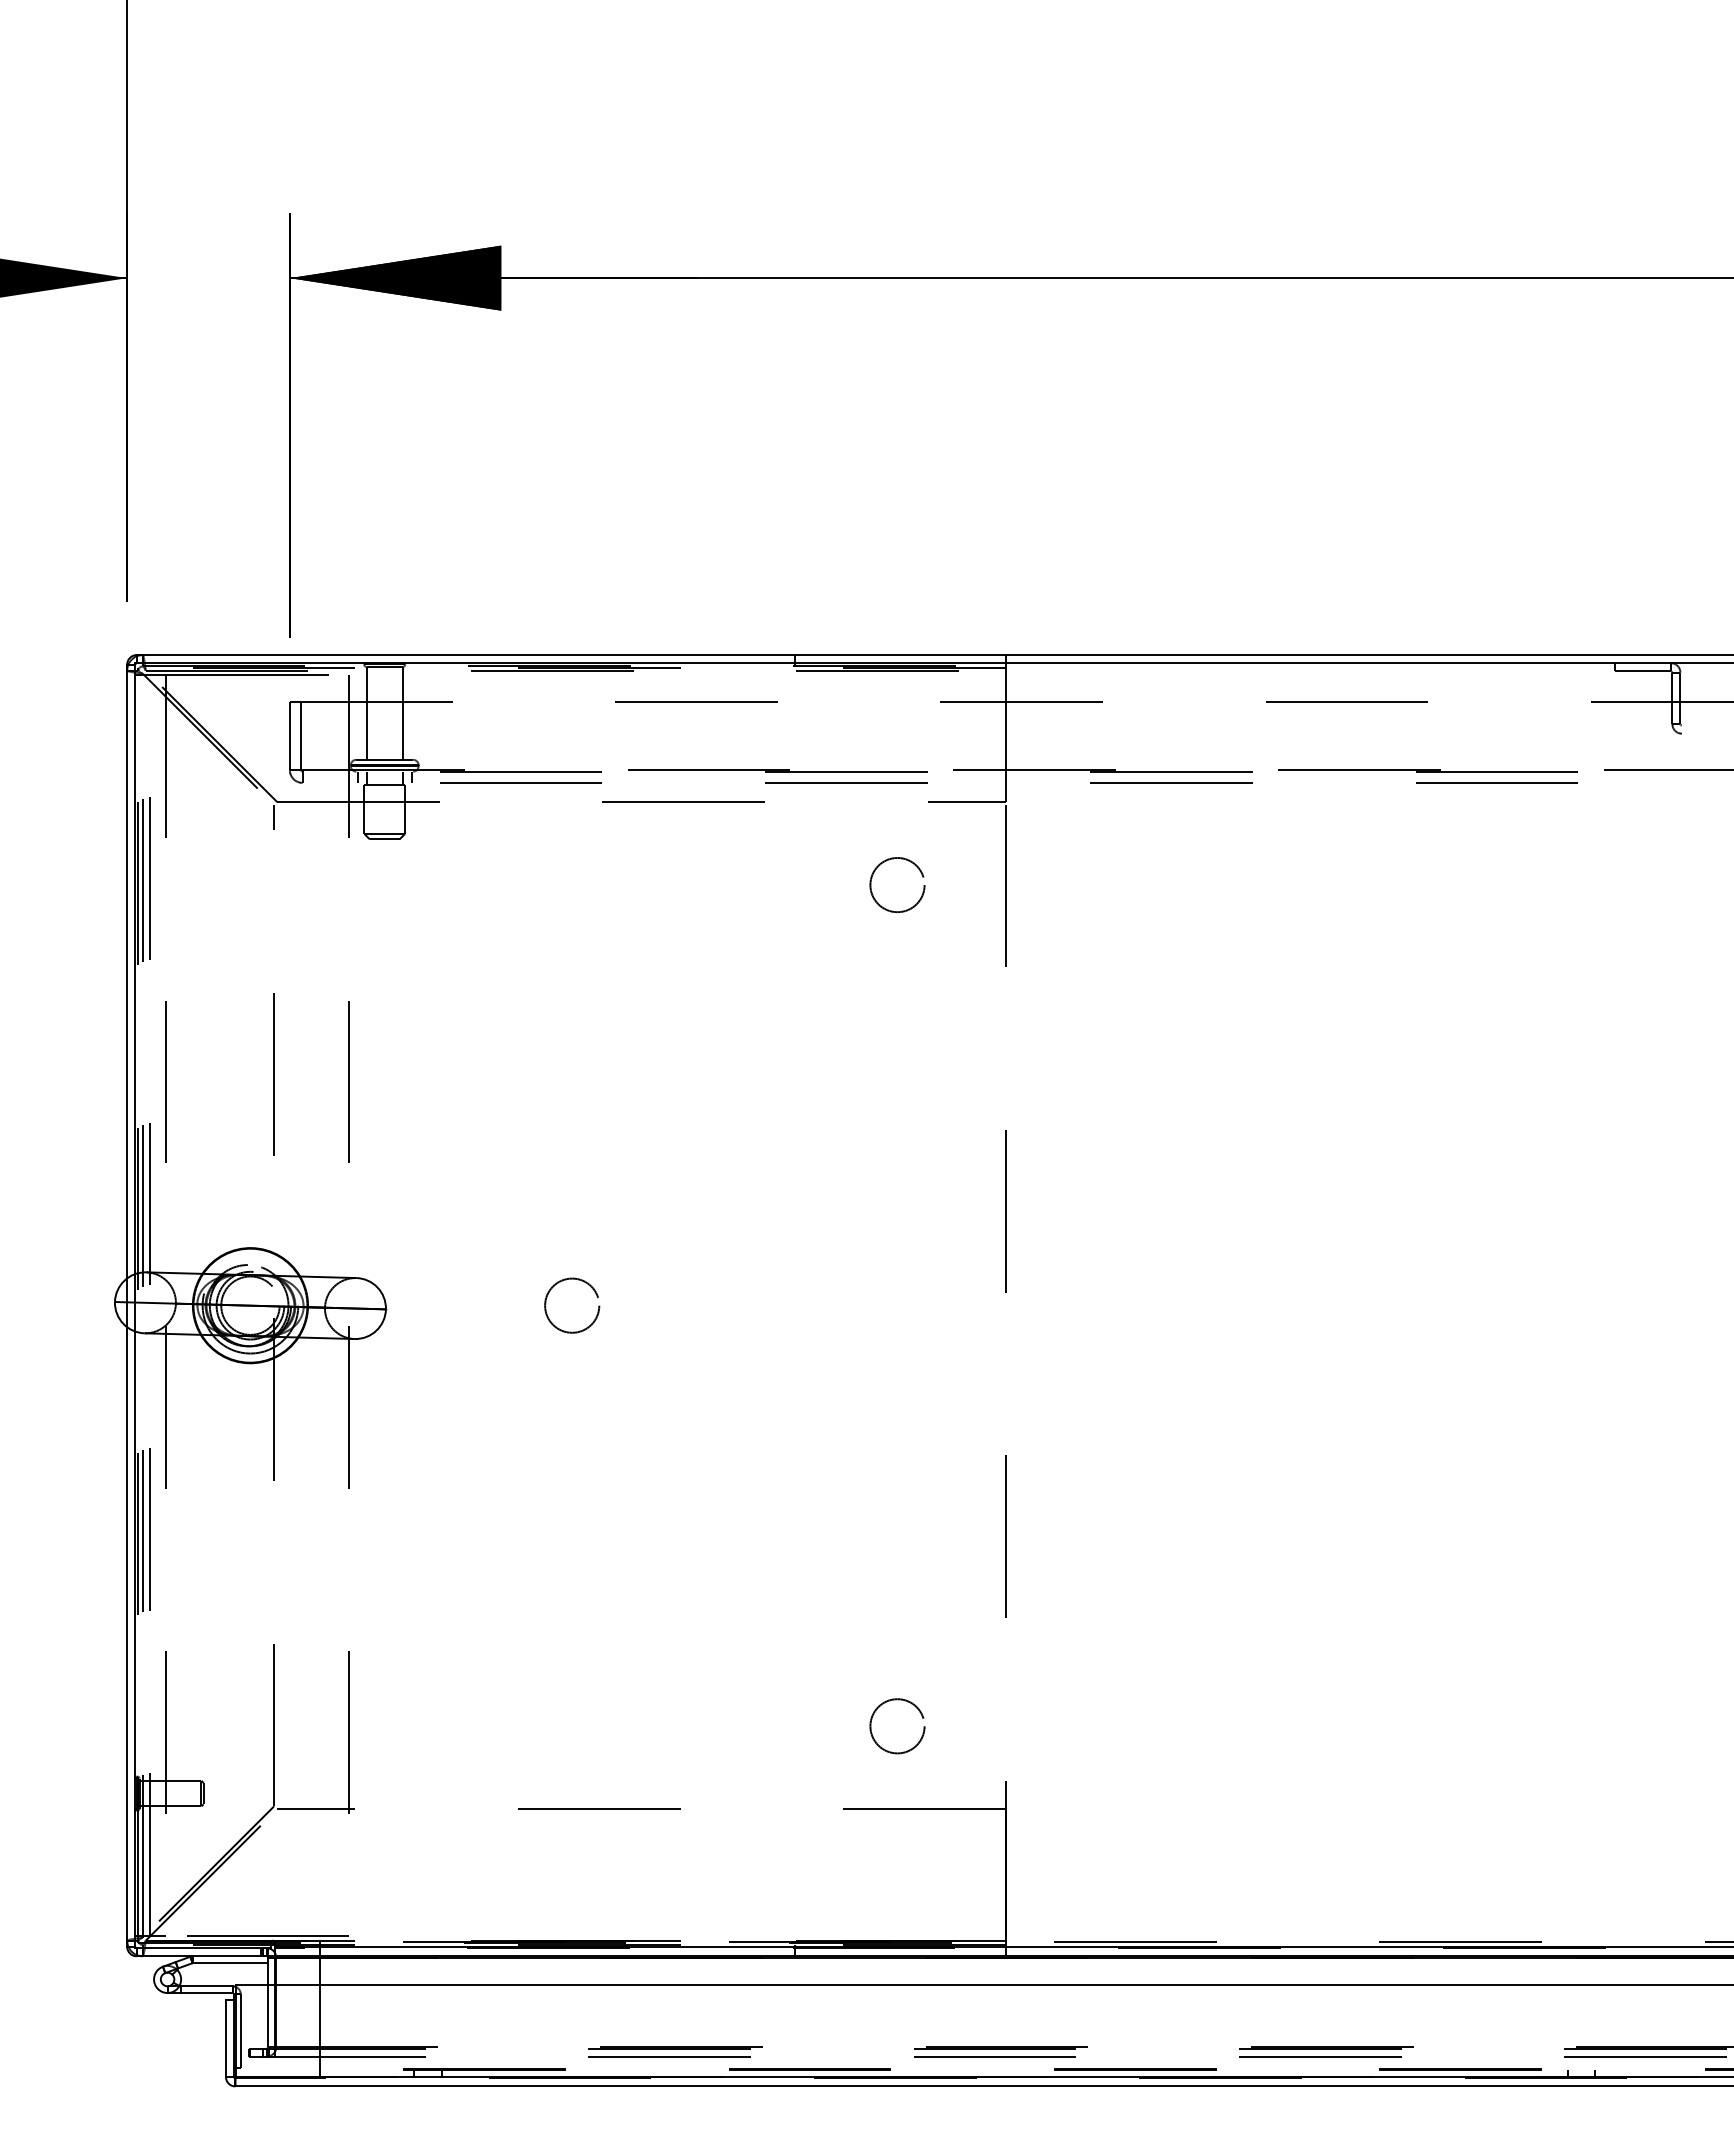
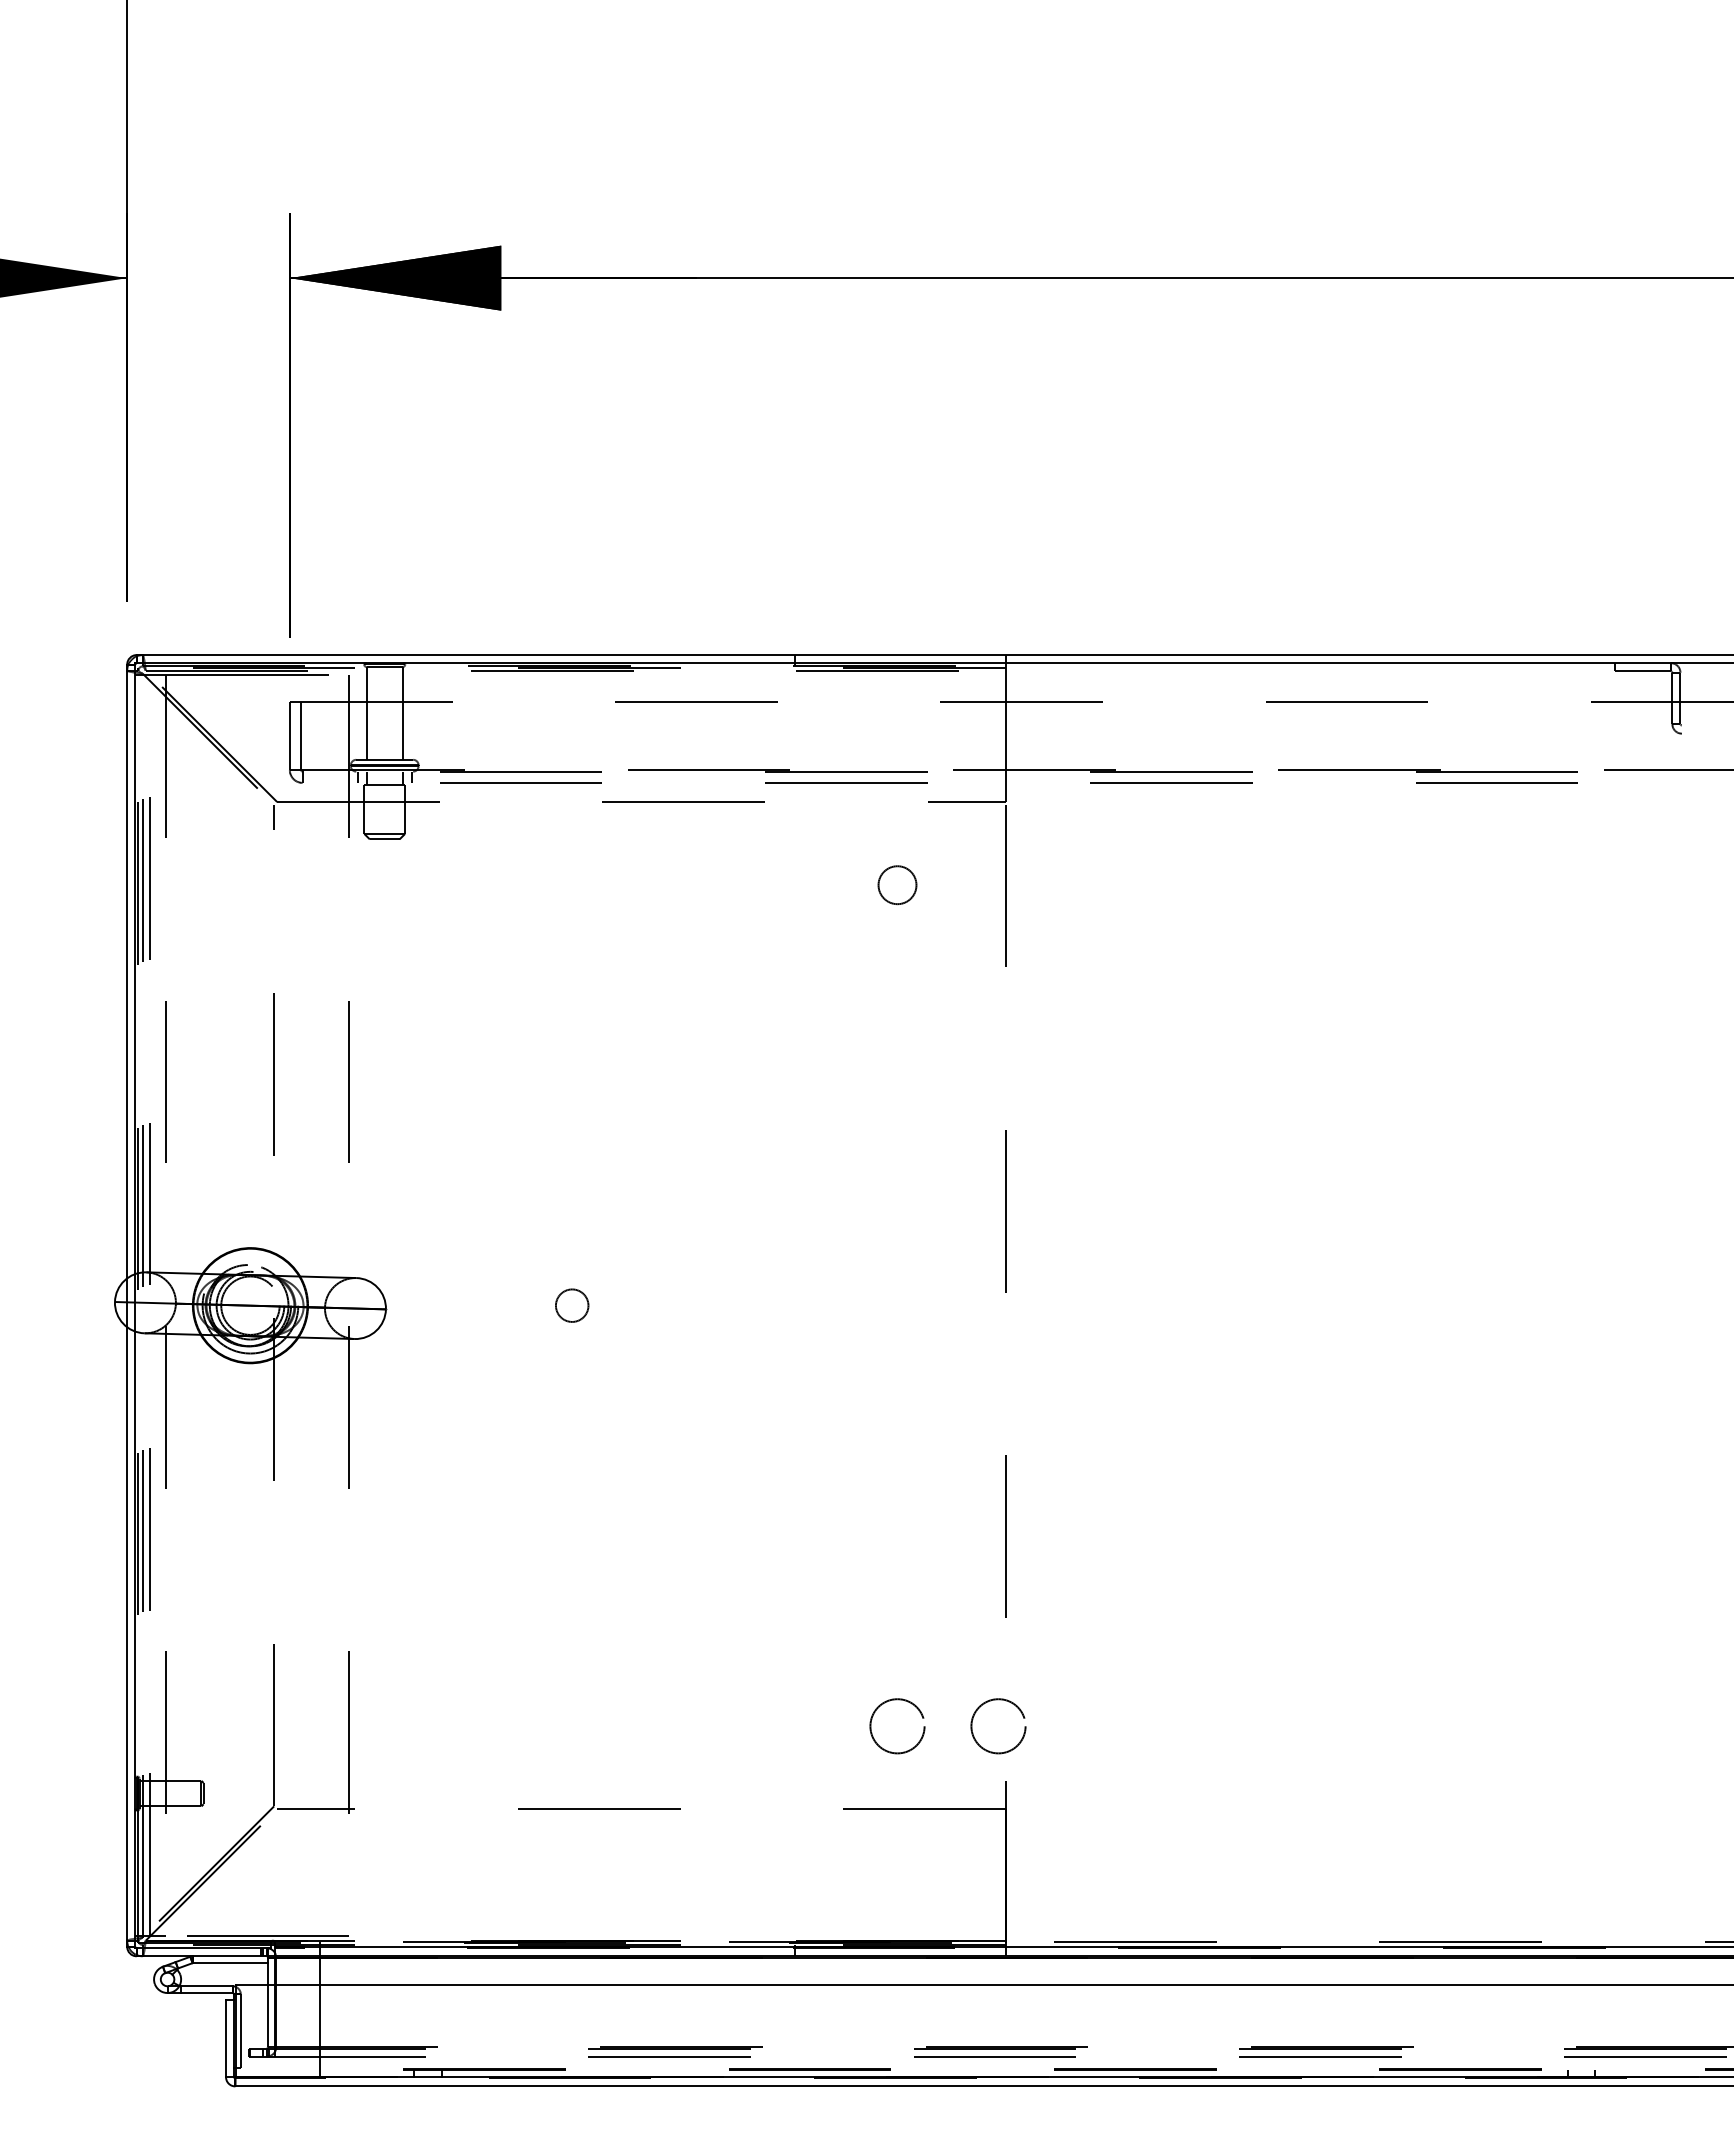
circle size: 57x57 px -> 41x41 px (897, 885)
circle diameter: 54 px -> 33 px (571, 1305)
circle: none -> present (998, 1726)
